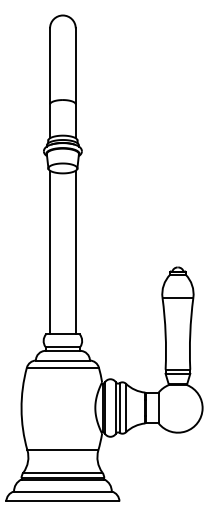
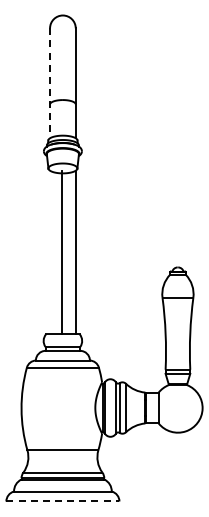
line: solid -> dashed (50, 83)
line position: (50, 252) -> (62, 252) (62, 252)
line: solid -> dashed (62, 501)
